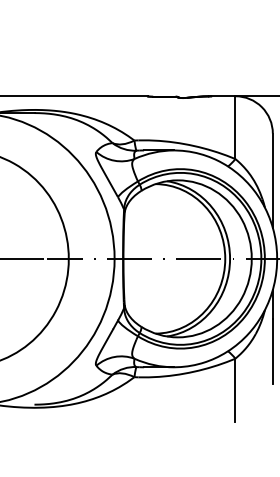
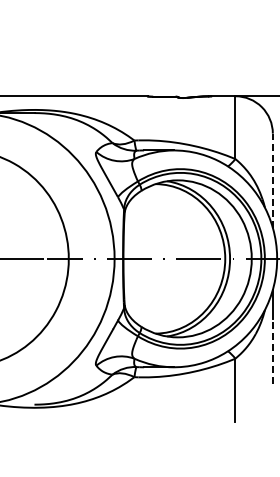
line: solid -> dashed (272, 180)
line: solid -> dashed (272, 351)
